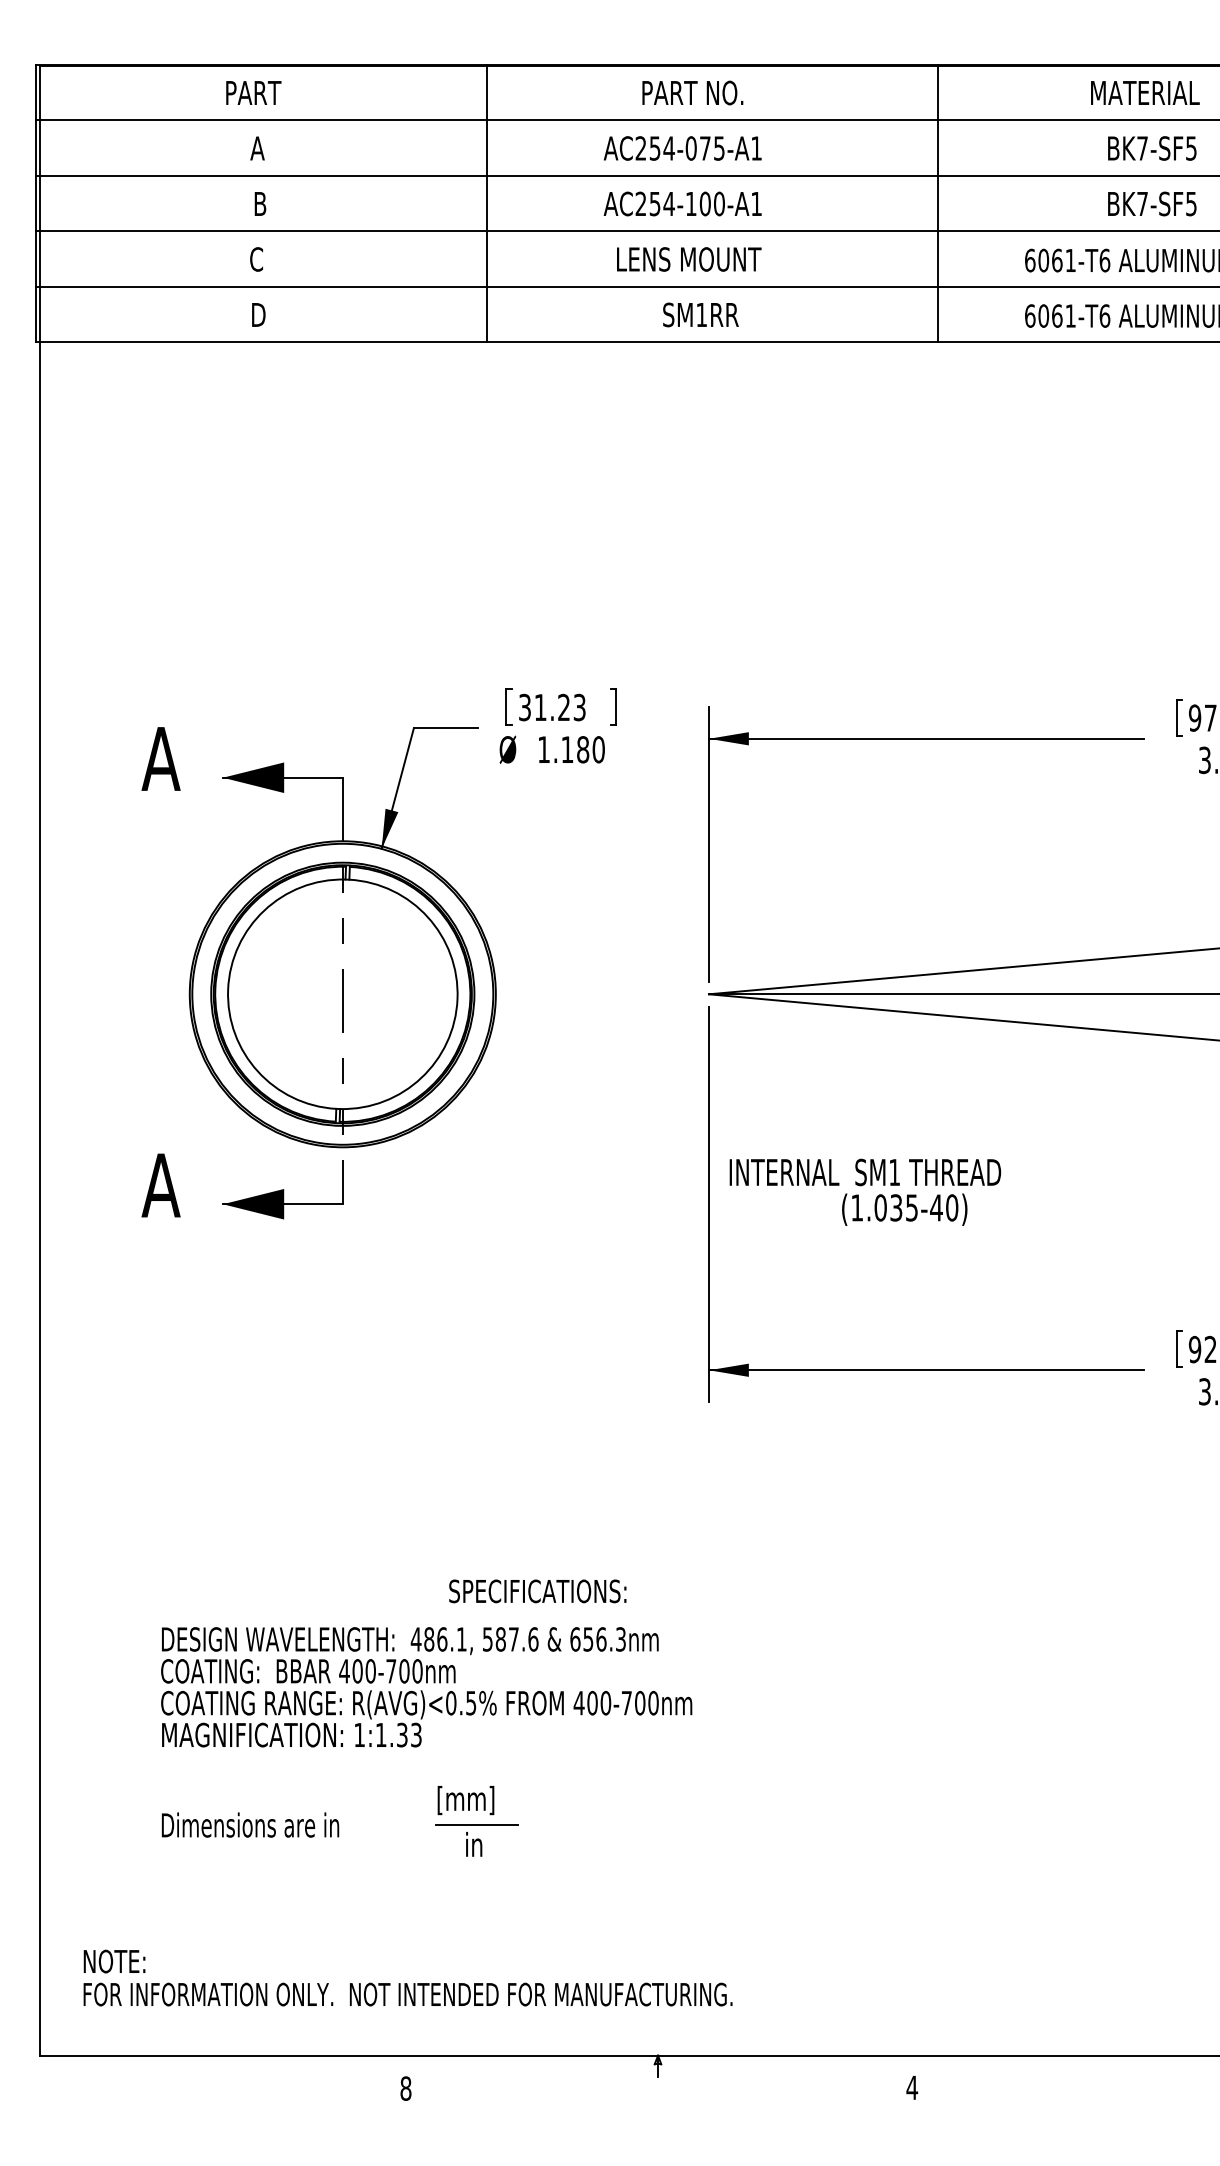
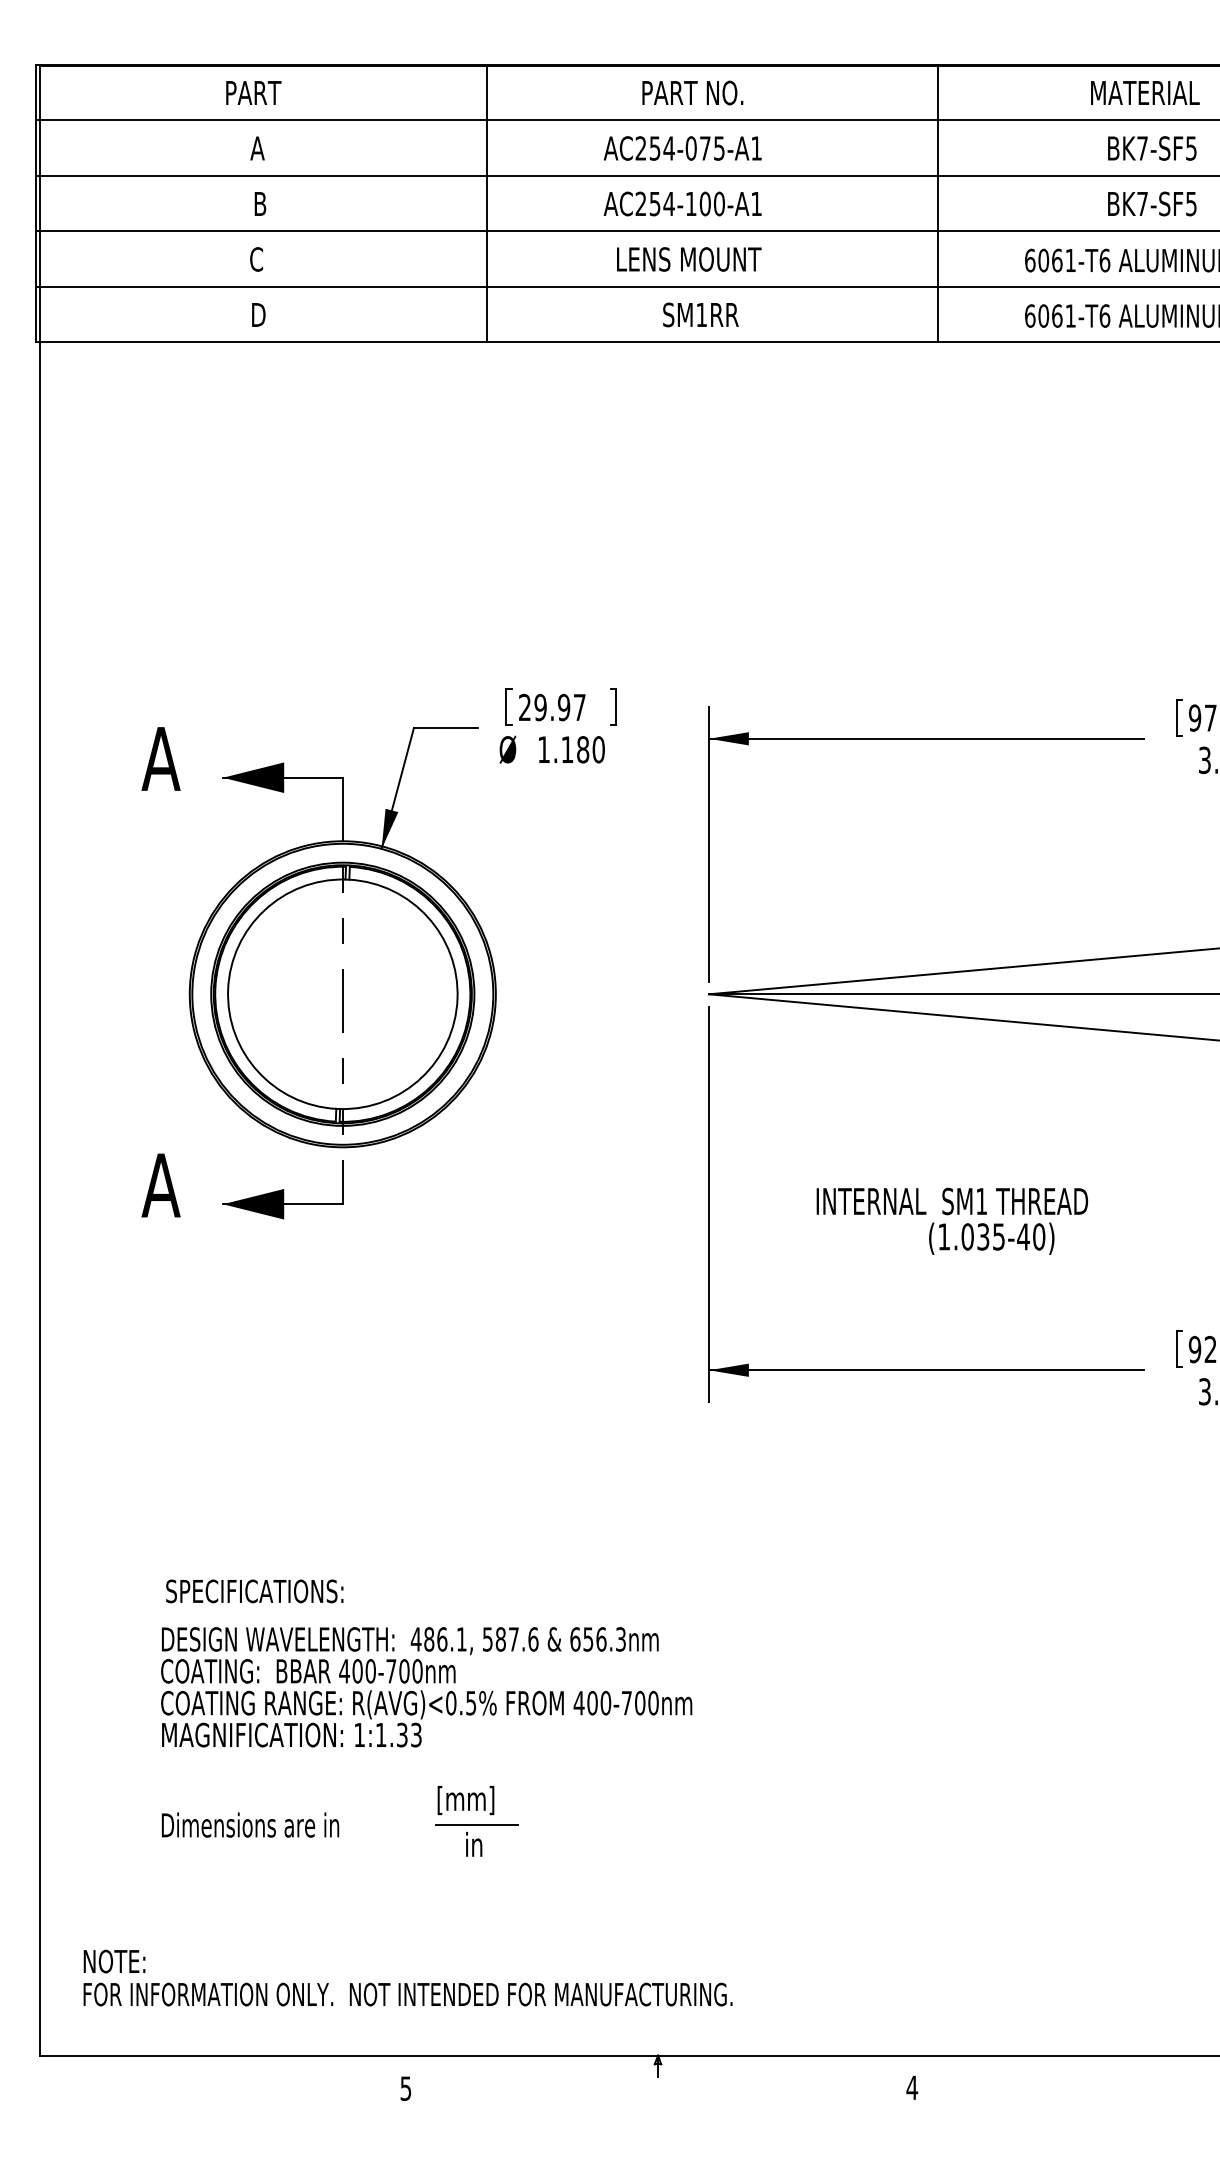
text: 31.23 -> 29.97 (552, 707)
text position: (865, 1191) -> (952, 1220) (952, 1220)
text position: (537, 1591) -> (254, 1591) (254, 1591)
text: 8 -> 5 (405, 2088)
